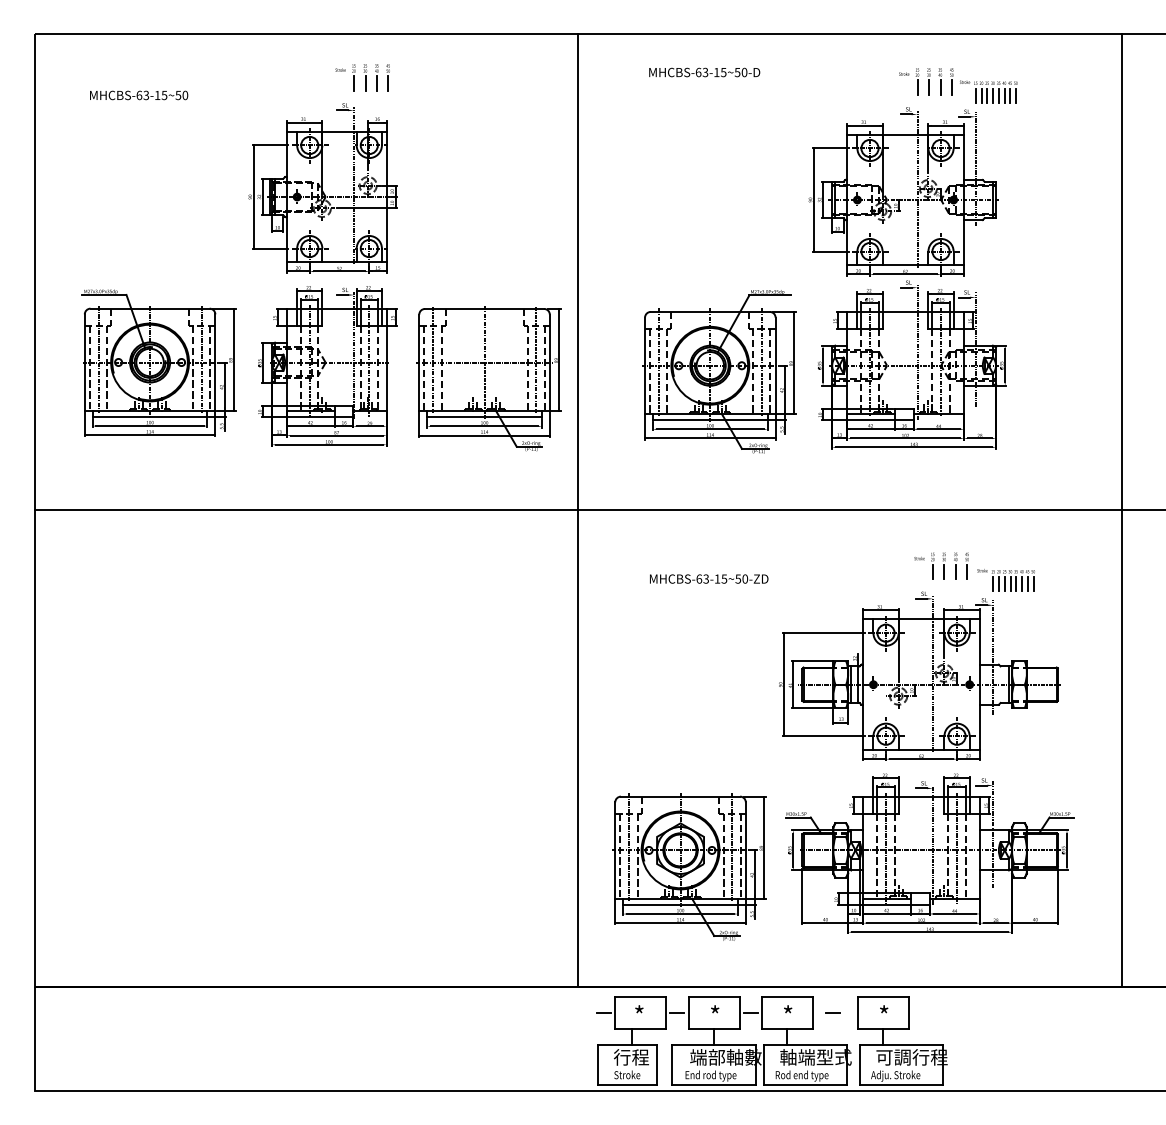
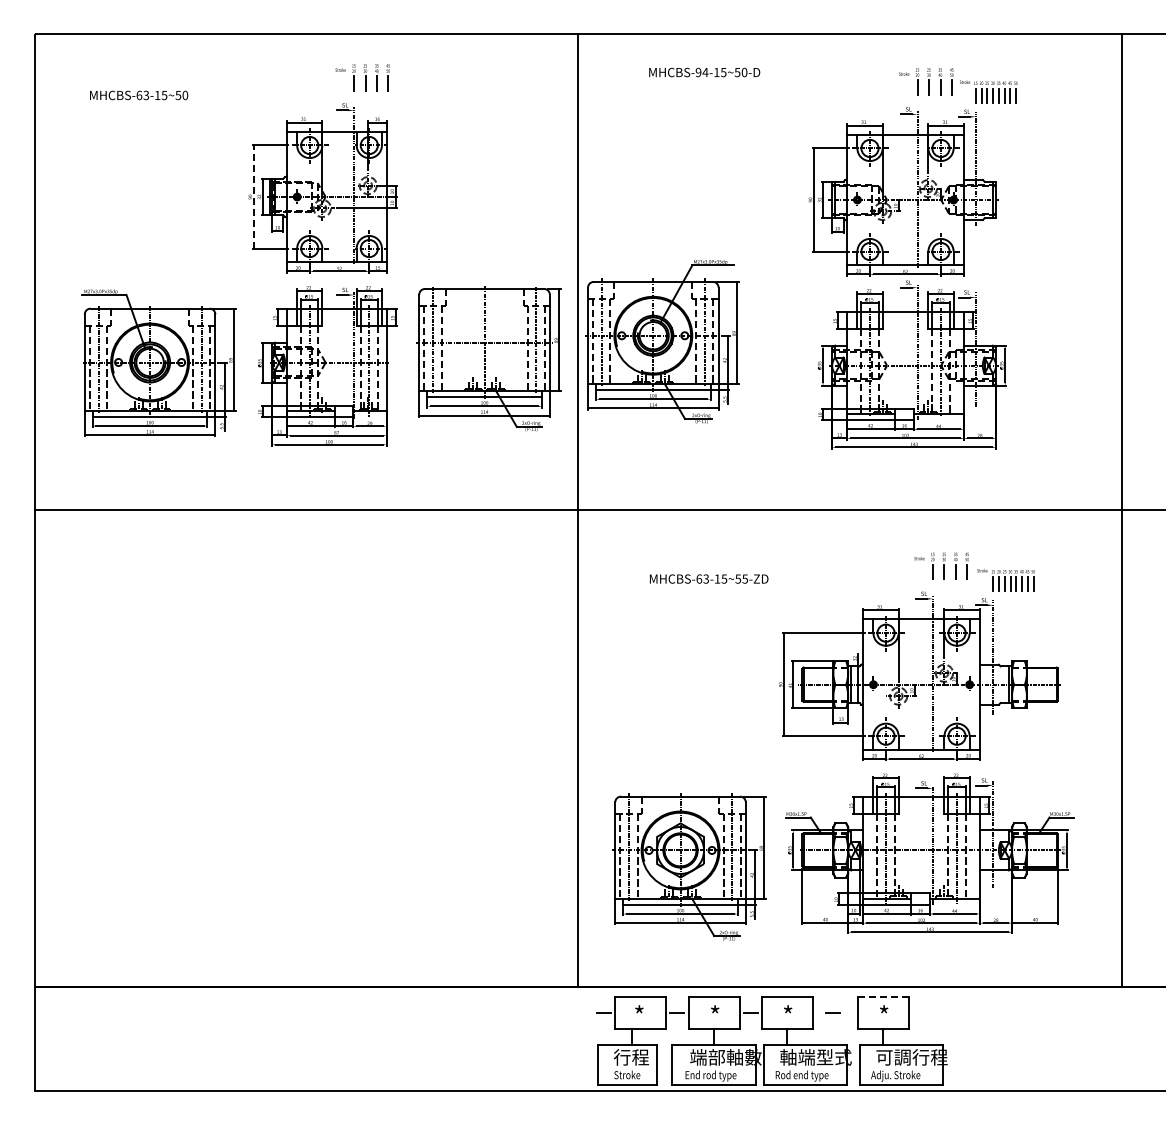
text: MHCBS-63-15~50-D -> MHCBS-94-15~50-D (701, 72)
line: solid -> dashed (253, 197)
part position: (719, 371) -> (662, 341) (662, 341)
part position: (488, 378) -> (488, 358) (488, 358)
text: MHCBS-63-15~50-ZD -> MHCBS-63-15~55-ZD (745, 578)
line: solid -> dashed (882, 997)
